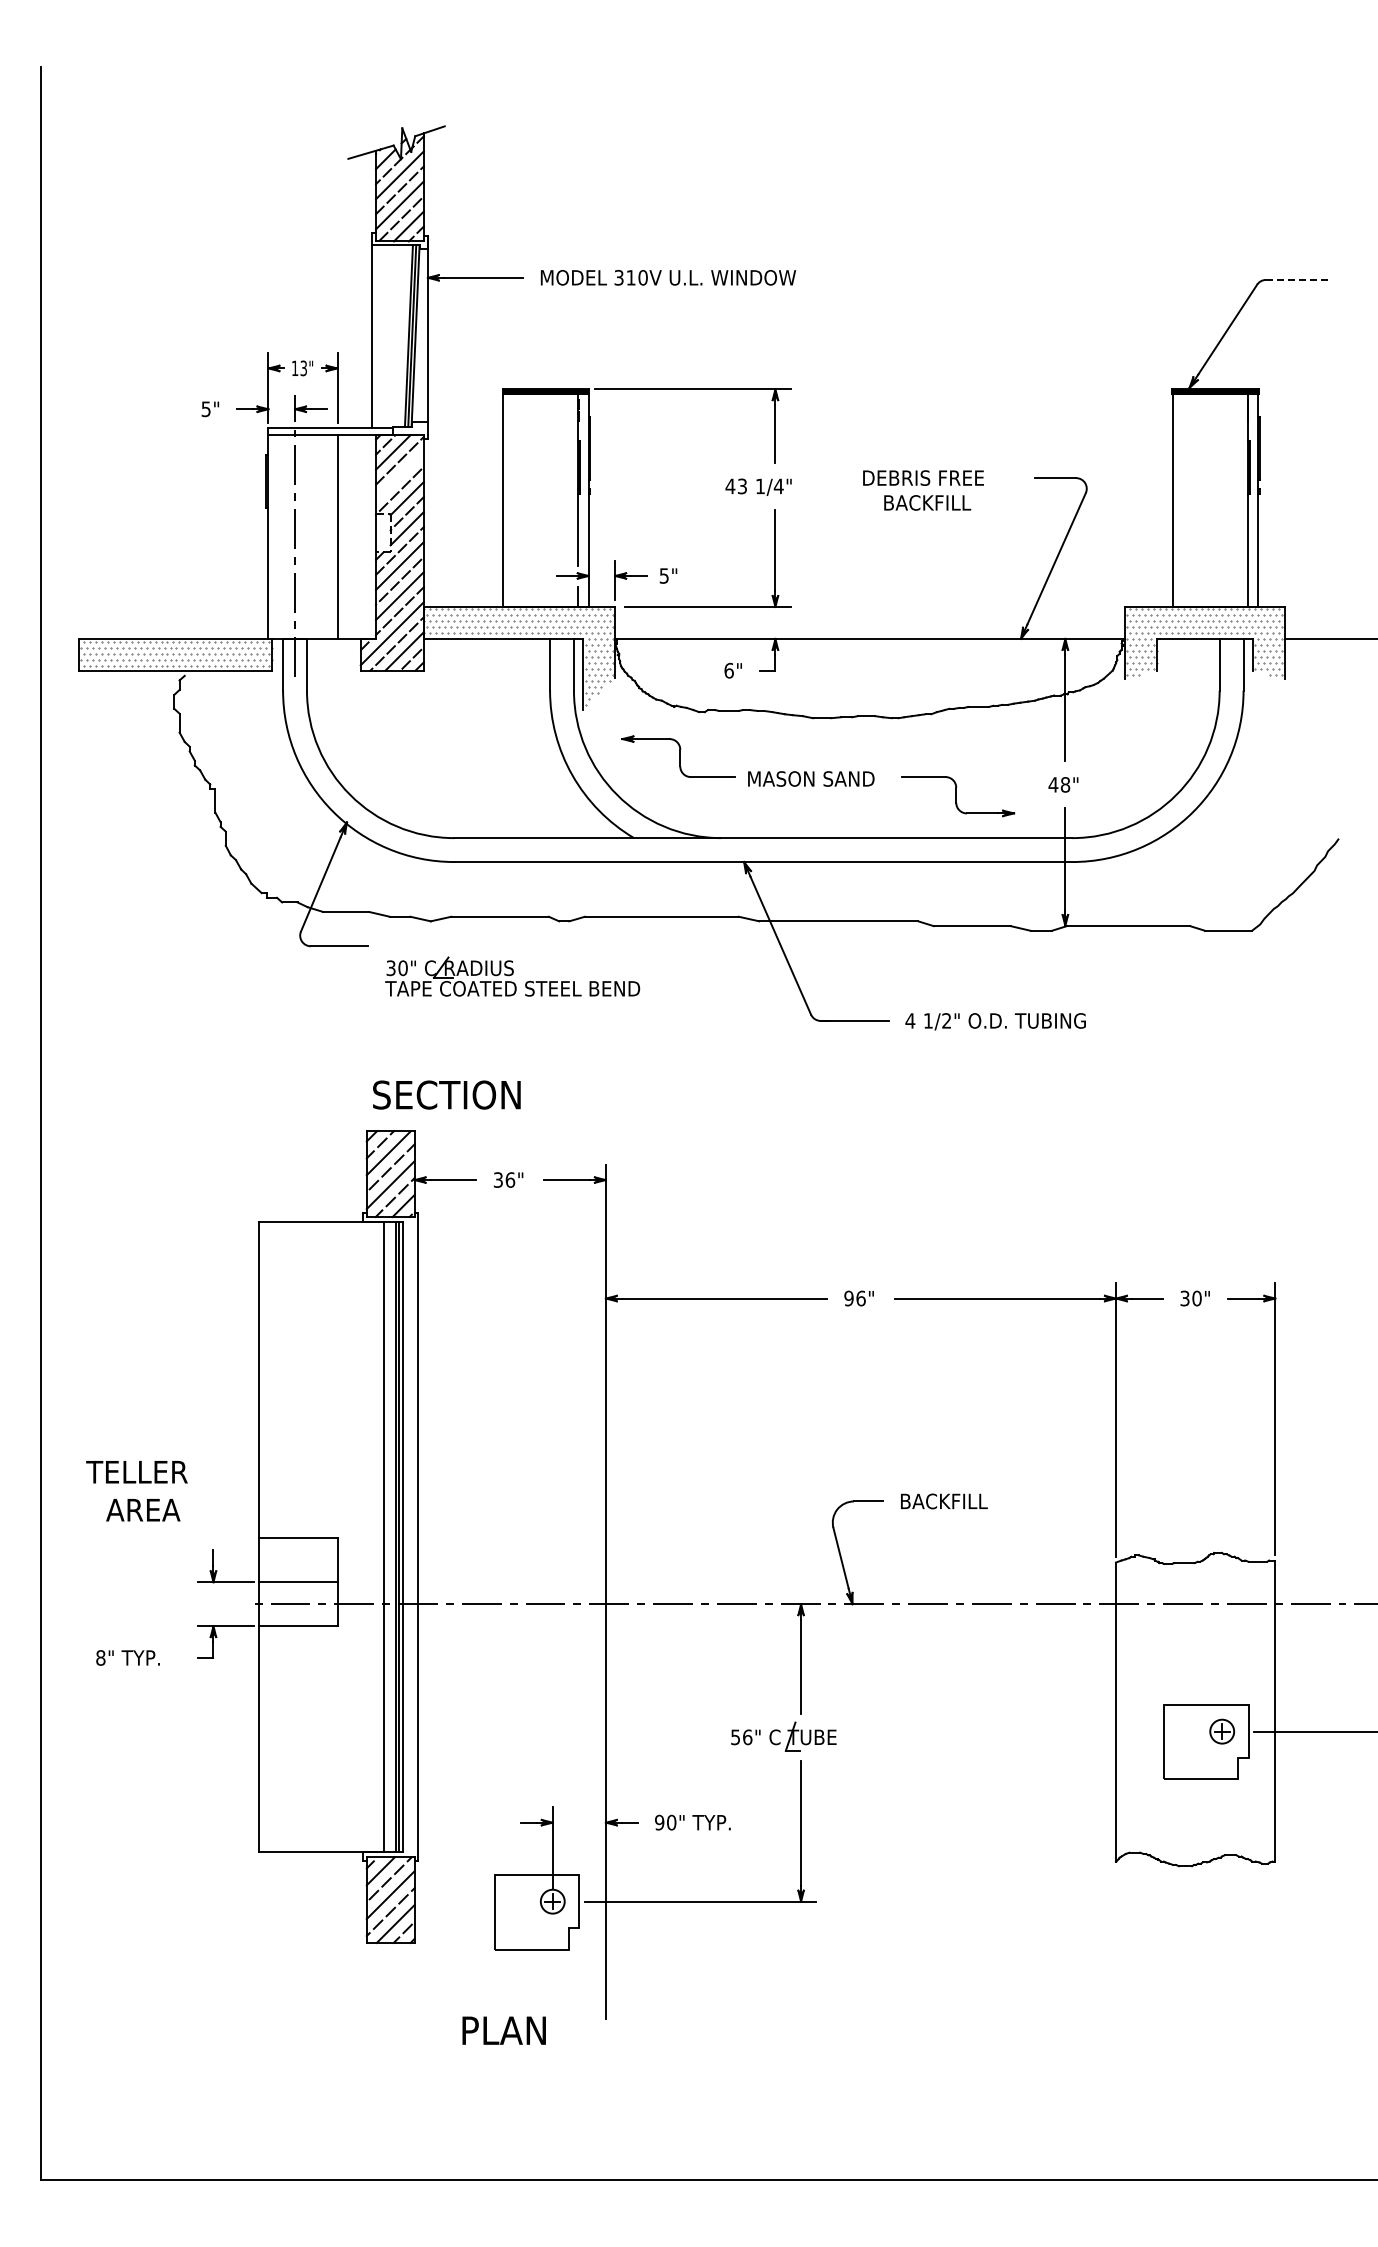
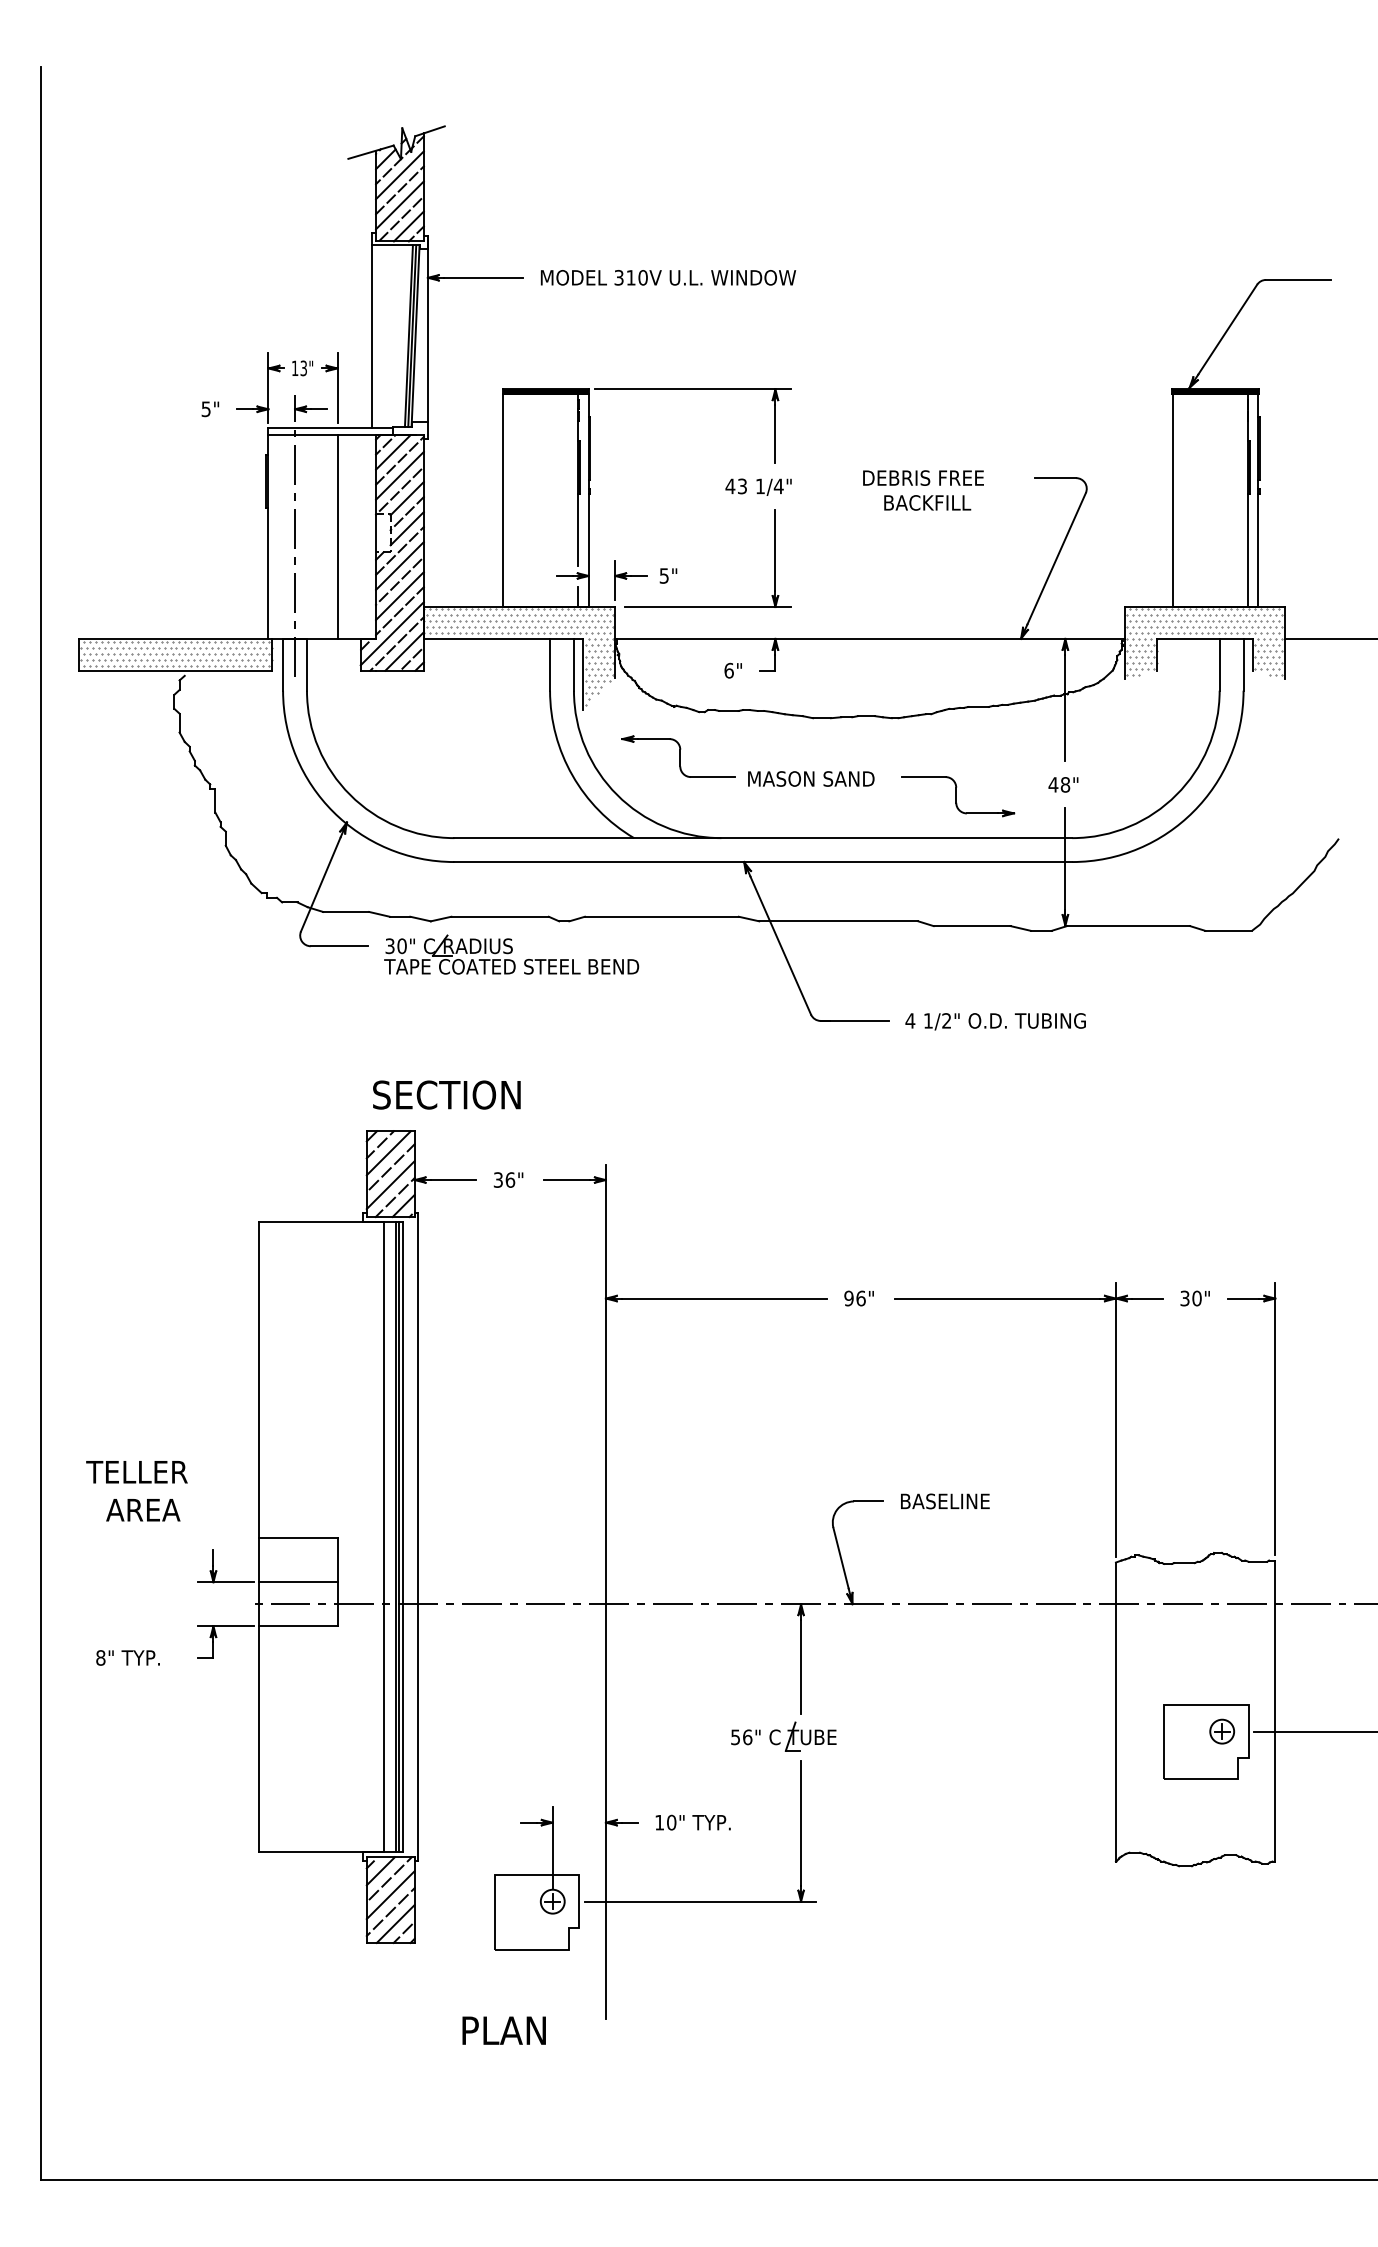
line: dashed -> solid (1299, 279)
line: none -> present (399, 475)
part position: (512, 976) -> (511, 954) (511, 954)
text: BACKFILL -> BASELINE (957, 1501)
text: 90" -> 10" (659, 1822)
